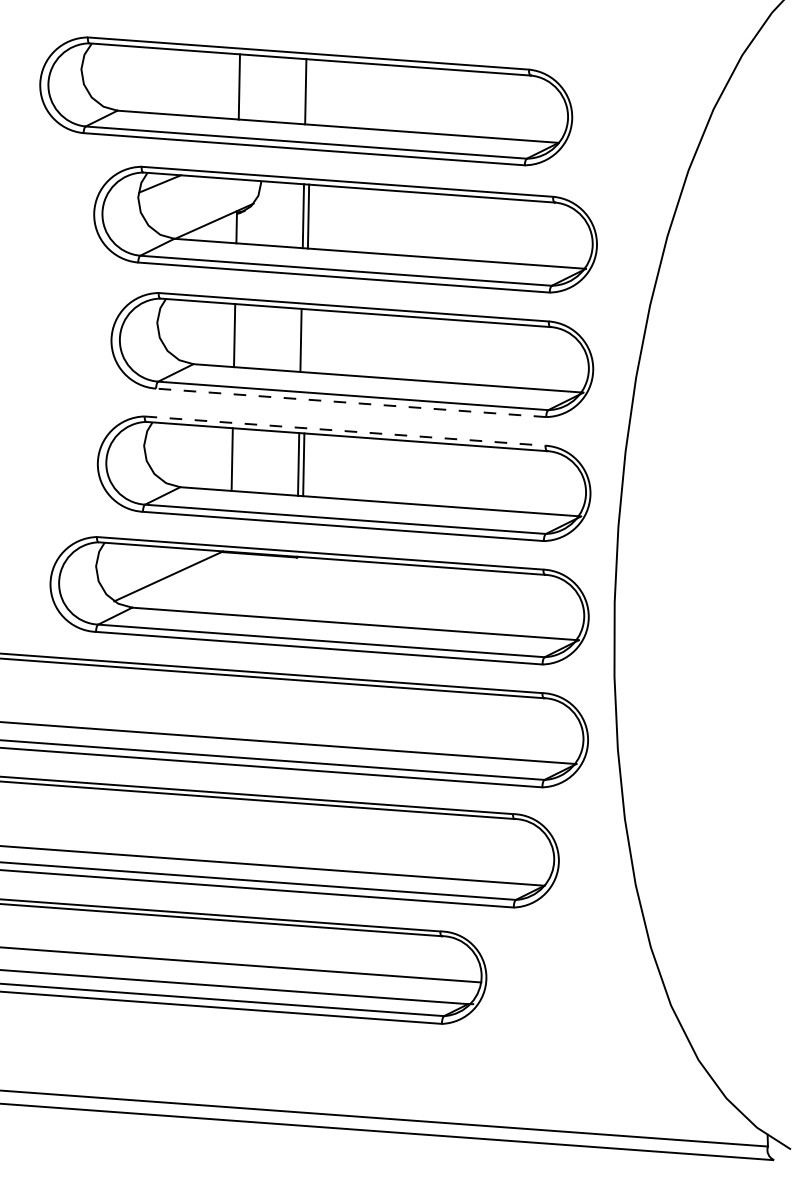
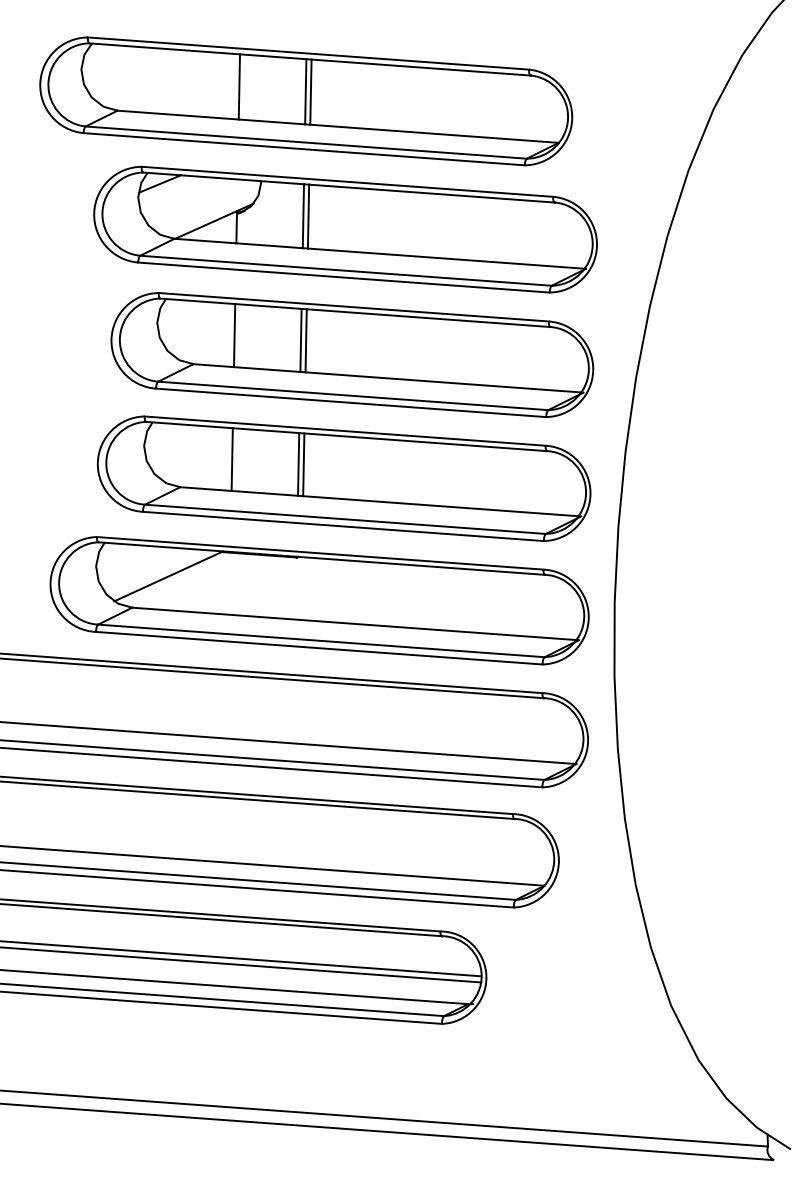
line: none -> present (310, 91)
line: none -> present (305, 340)
line: dashed -> solid (351, 402)
line: dashed -> solid (345, 431)
line: none -> present (241, 958)
